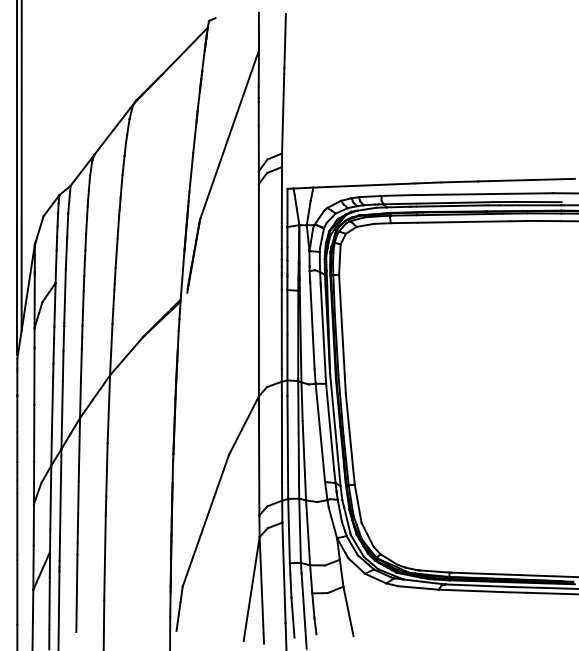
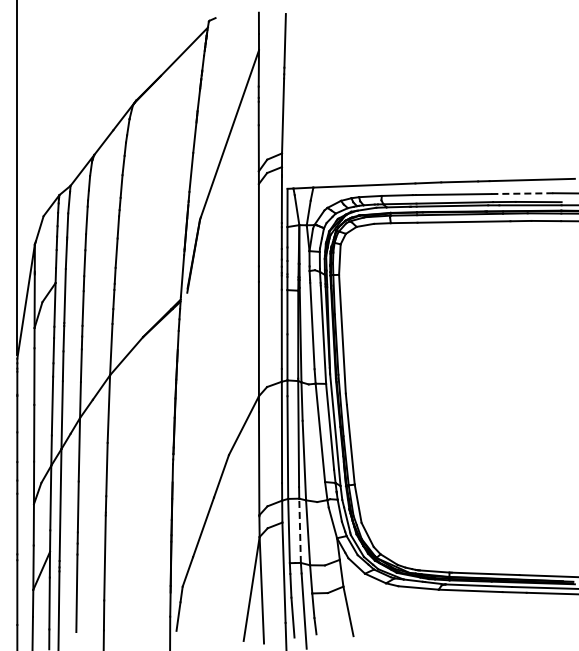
line: present -> none (21, 166)
line: solid -> dashed (522, 193)
line: solid -> dashed (300, 530)
